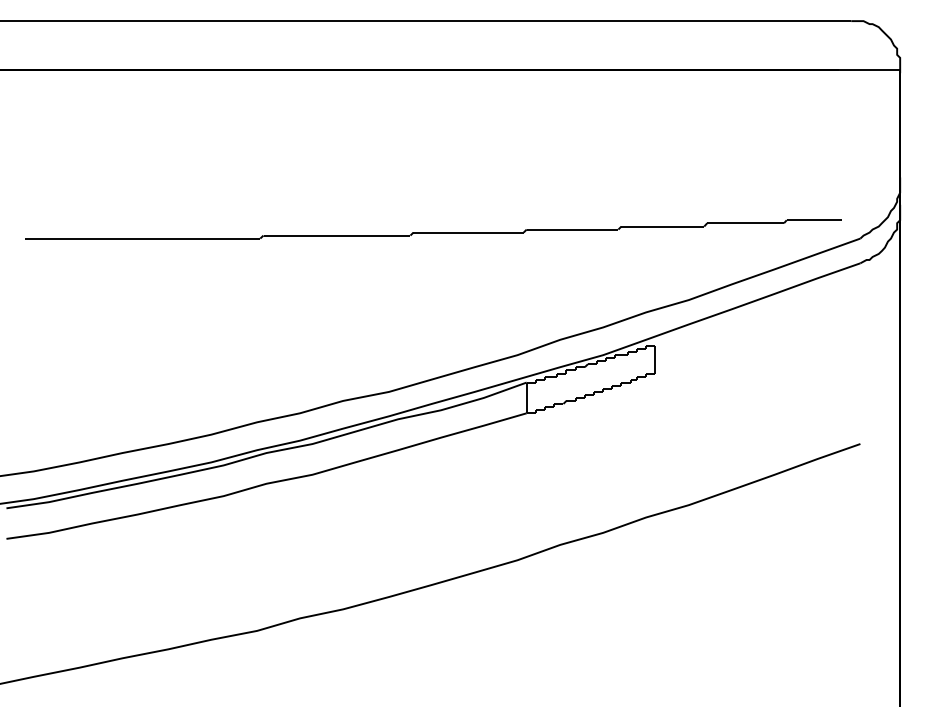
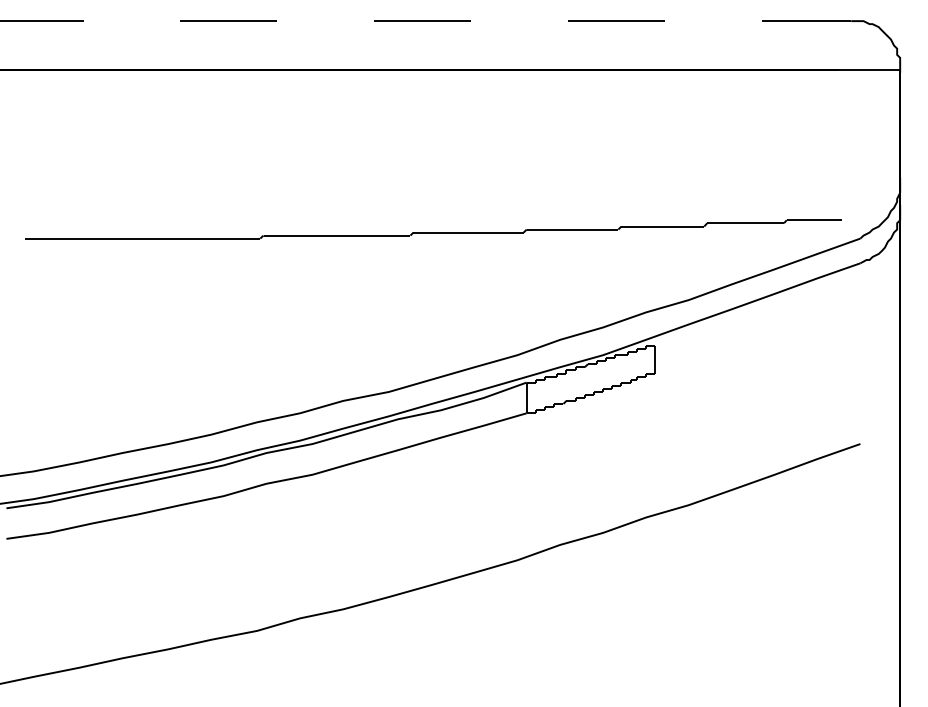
line: solid -> dashed (426, 21)
